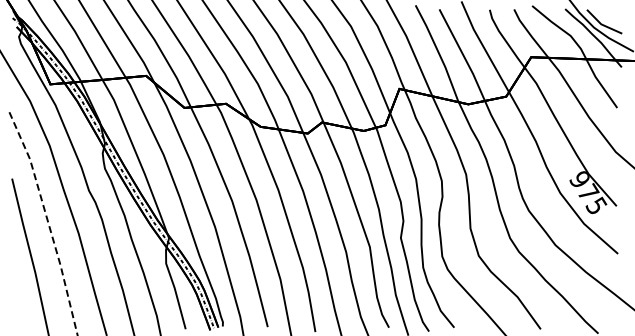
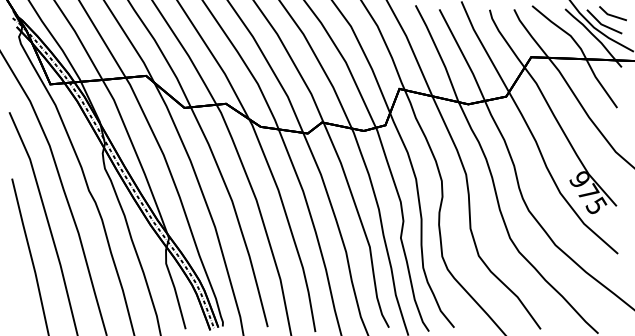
line: none -> present (612, 14)
line: dashed -> solid (48, 222)
